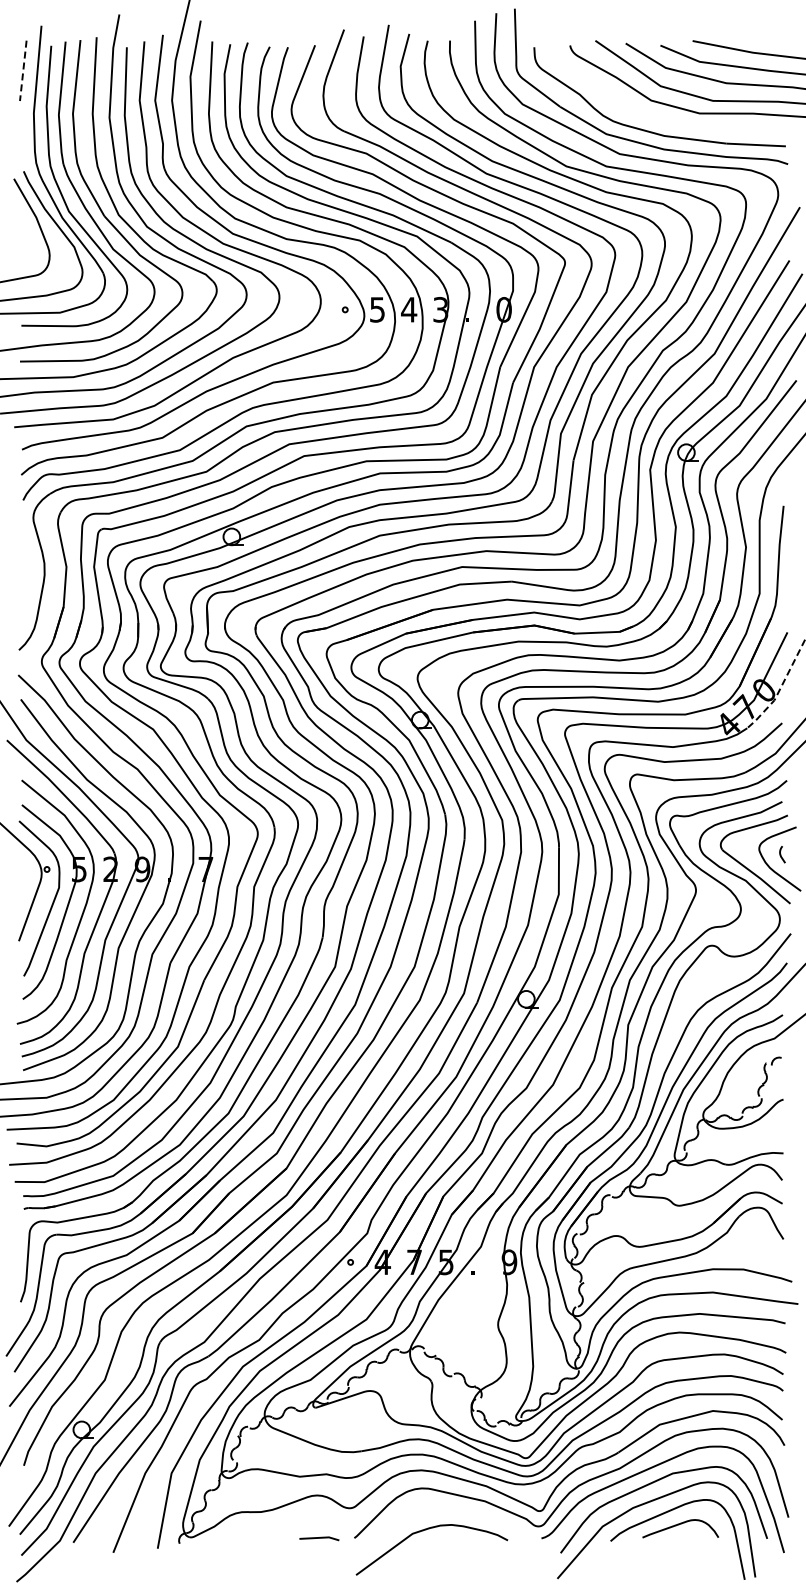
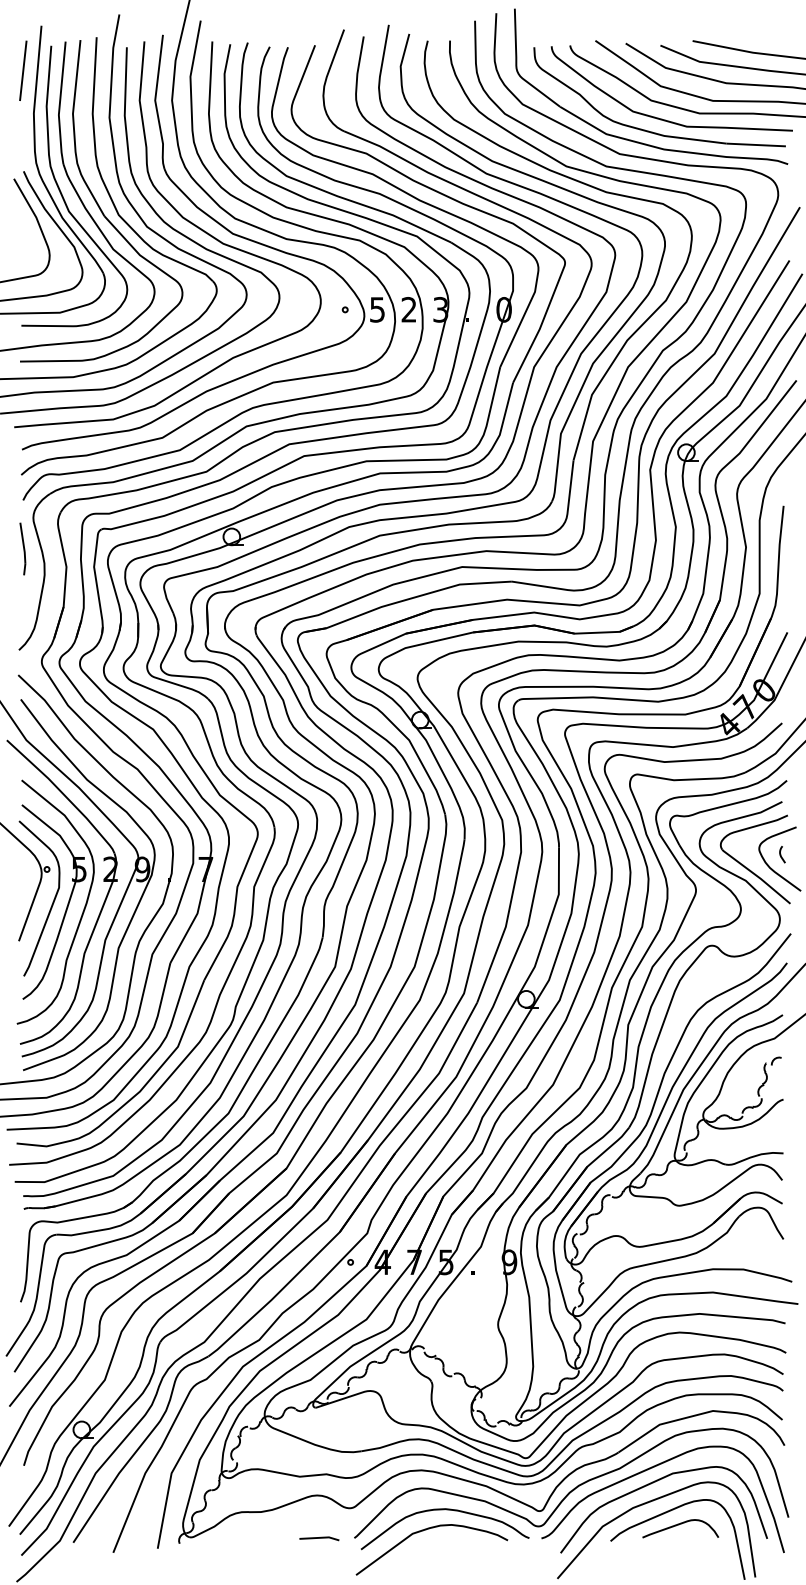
line: dashed -> solid (23, 71)
curve: none -> present (662, 118)
text: 4 -> 2 (409, 309)
part: none -> present (22, 548)
line: dashed -> solid (780, 688)
curve: none -> present (444, 1510)
